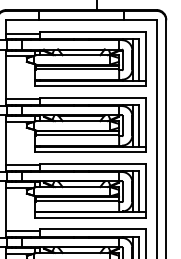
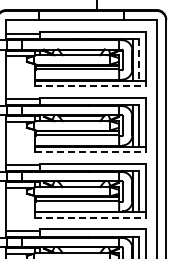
line: solid -> dashed (138, 59)
line: solid -> dashed (90, 86)
line: solid -> dashed (90, 152)
line: solid -> dashed (90, 218)
